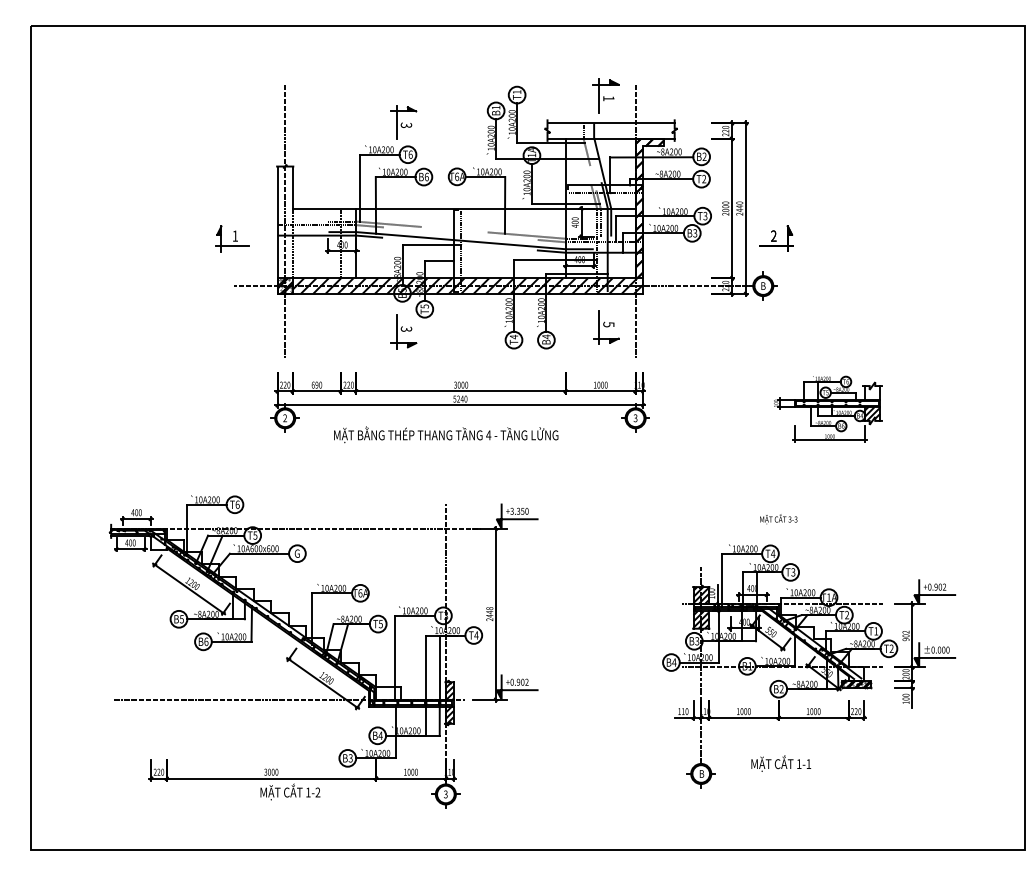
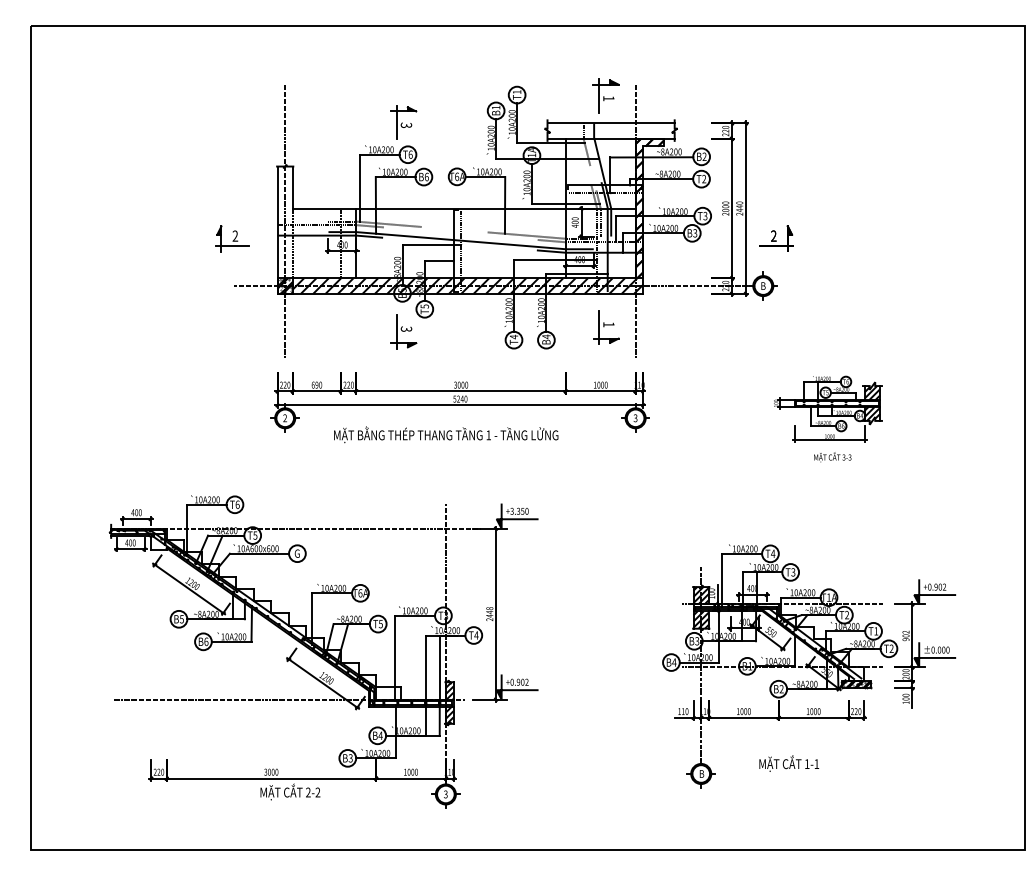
text: 1 -> 2 (235, 235)
text: 5 -> 1 (608, 324)
hatch: none -> present (872, 393)
text: 4 -> 1 (488, 435)
text position: (778, 519) -> (832, 457) (832, 457)
text position: (781, 763) -> (789, 763) (789, 763)
text: 1-2 -> 2-2 (308, 792)
